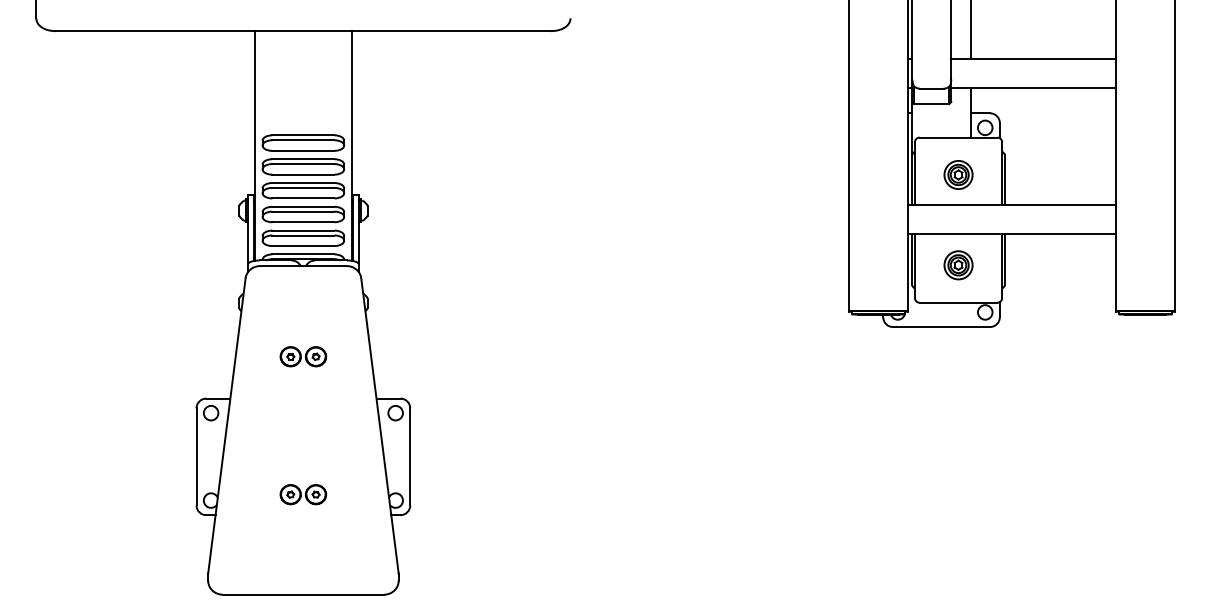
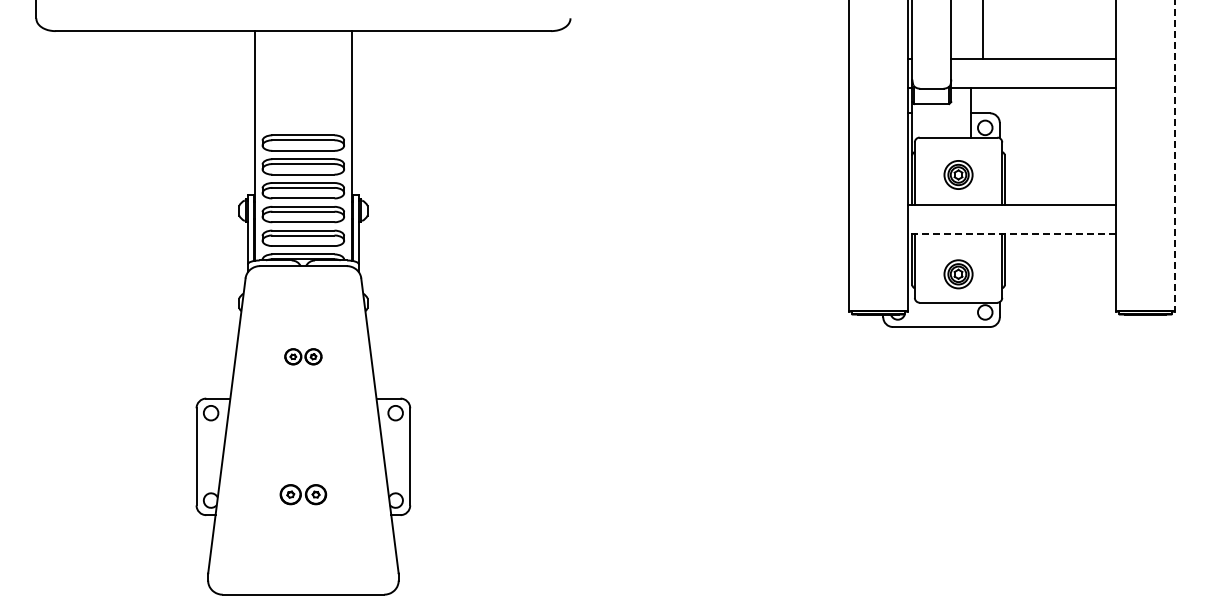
line position: (970, 30) -> (982, 30) (982, 30)
line: solid -> dashed (1174, 156)
line: solid -> dashed (1011, 233)
part position: (958, 265) -> (958, 274) (958, 274)
part size: 49x22 px -> 39x18 px (303, 356)
